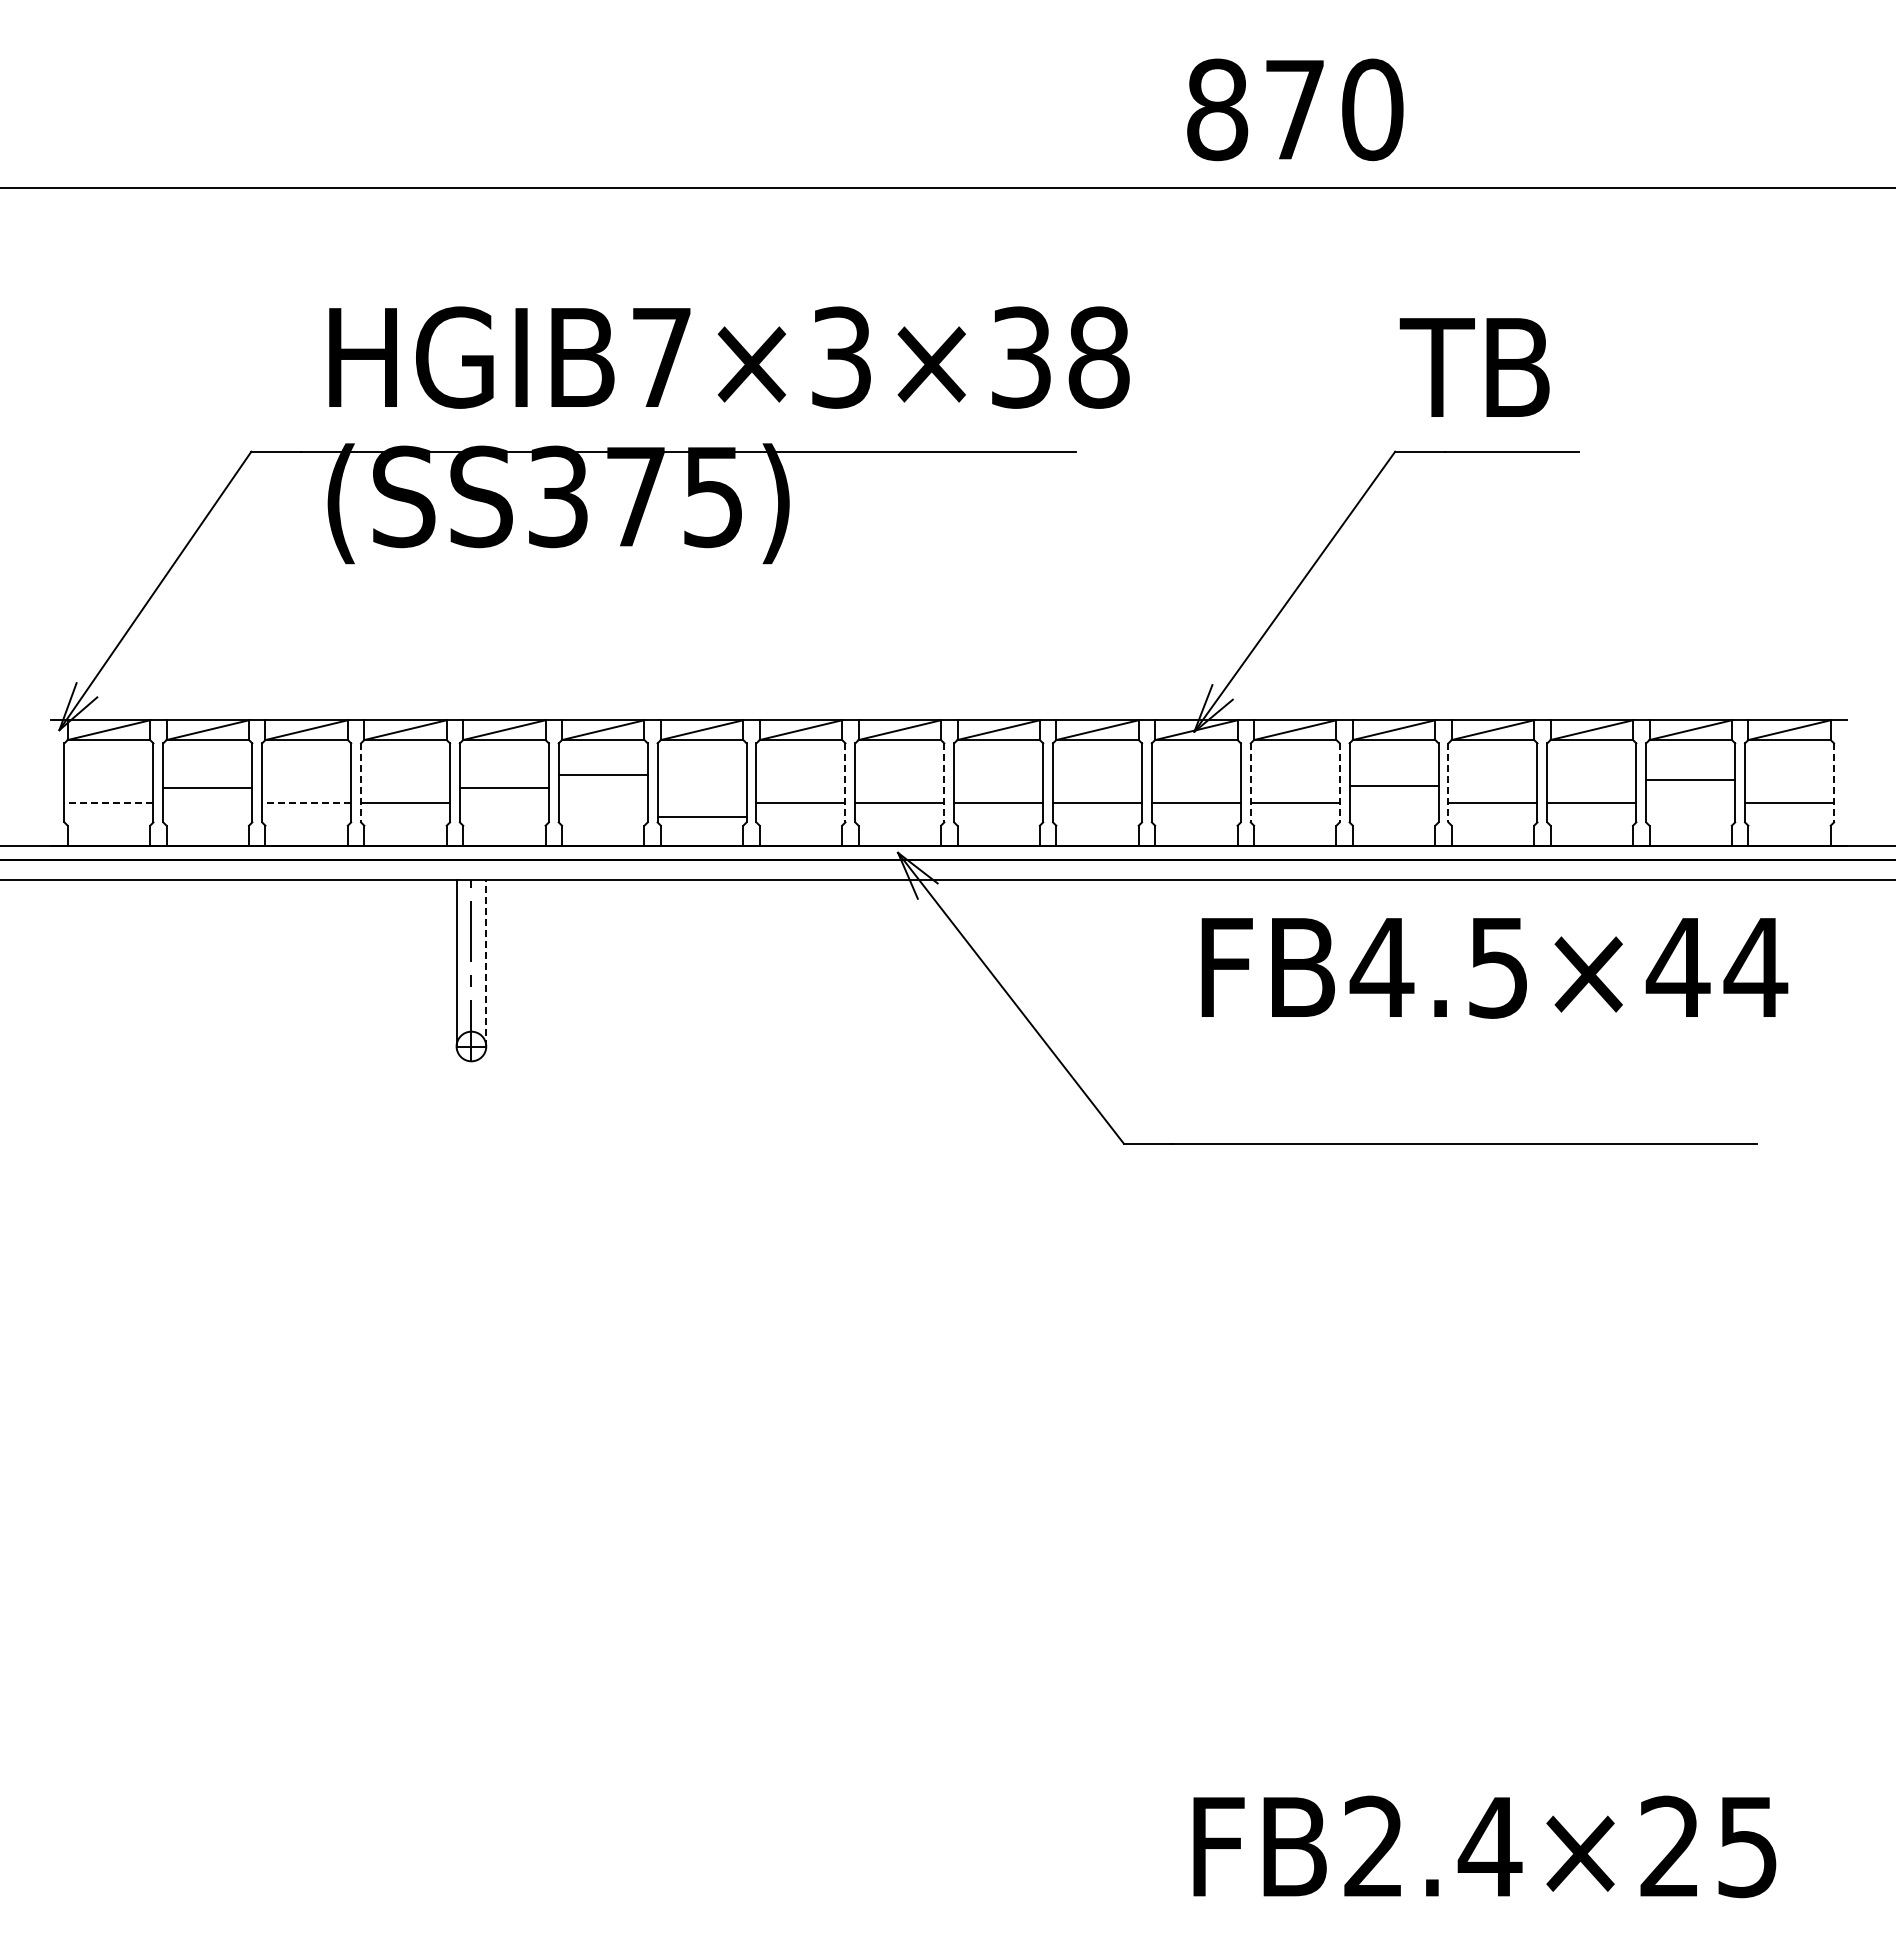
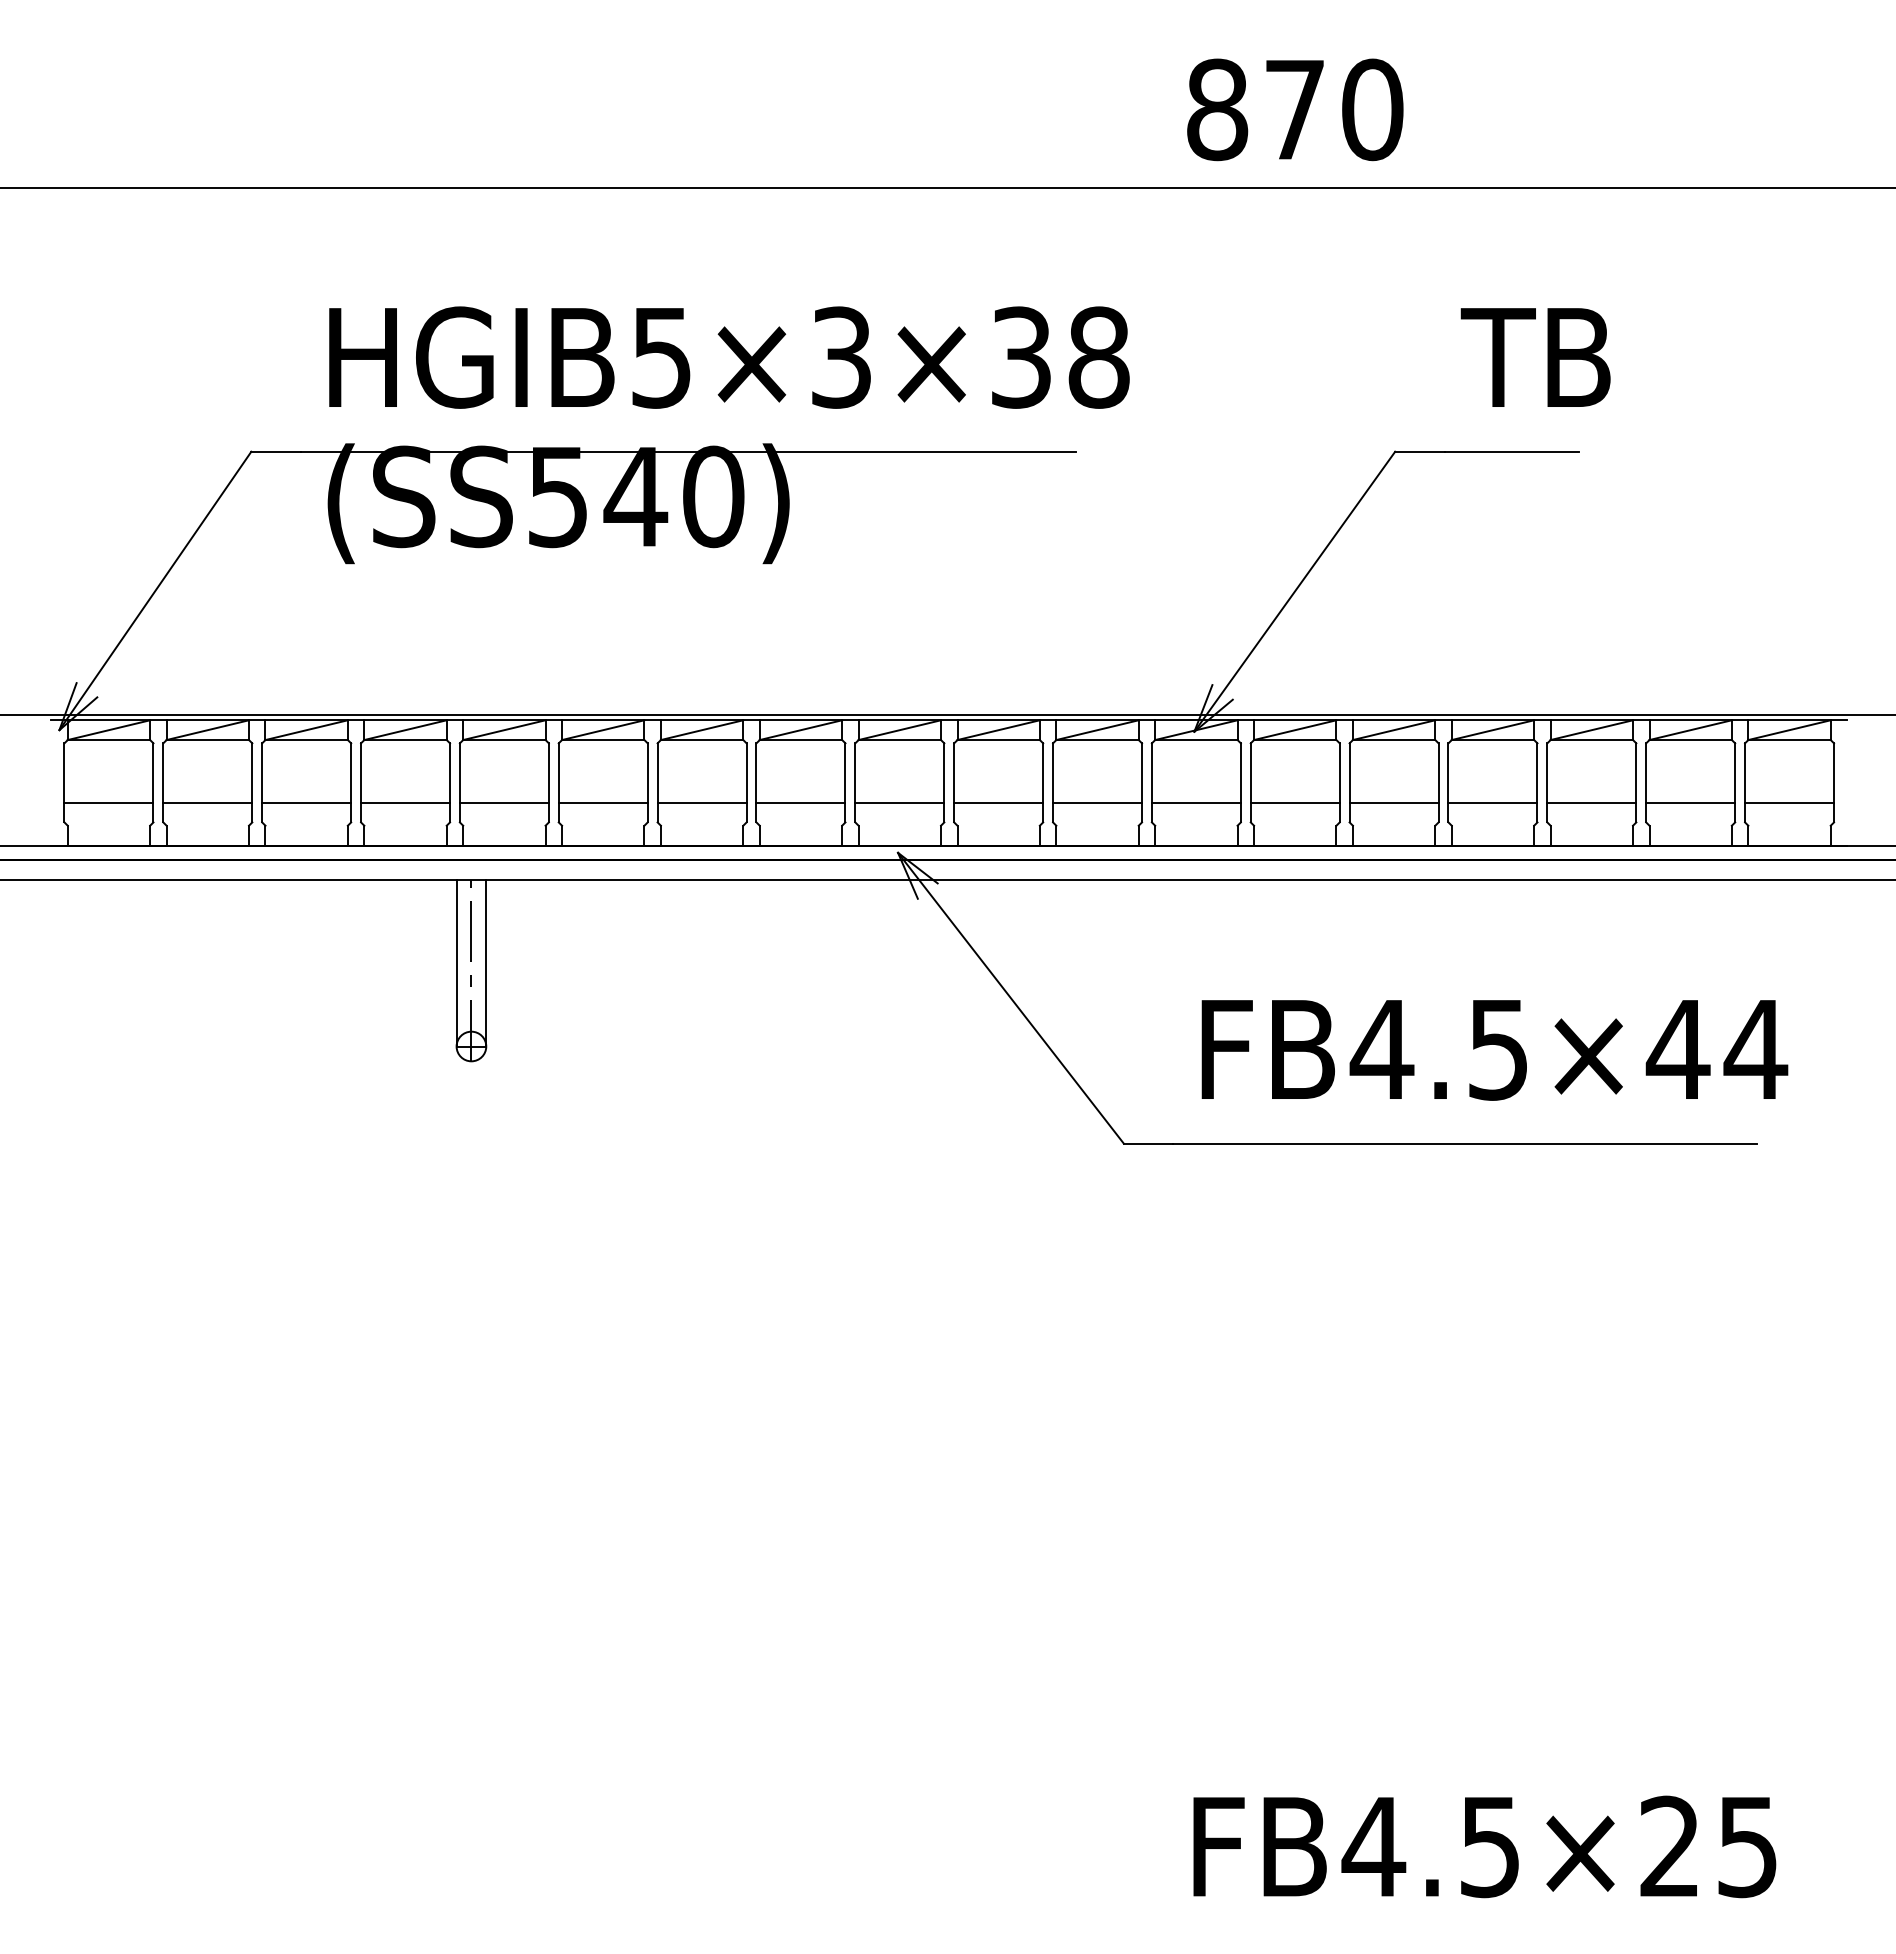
text: HGIB7×3×38 -> HGIB5×3×38 (661, 358)
text position: (1474, 367) -> (1535, 357) (1535, 357)
text: (SS375) -> (SS540) (636, 496)
line: none -> present (947, 715)
line position: (602, 774) -> (602, 802) (602, 802)
line position: (1690, 779) -> (1690, 802) (1690, 802)
line: dashed -> solid (361, 782)
line: dashed -> solid (845, 782)
line: dashed -> solid (944, 782)
line: dashed -> solid (1250, 782)
line: dashed -> solid (1339, 782)
line: dashed -> solid (1448, 782)
line: dashed -> solid (1834, 782)
line position: (1393, 785) -> (1393, 802) (1393, 802)
line position: (207, 787) -> (207, 802) (207, 802)
line position: (503, 787) -> (503, 802) (503, 802)
line: dashed -> solid (108, 802)
line: dashed -> solid (306, 802)
line position: (701, 816) -> (701, 802) (701, 802)
line: dashed -> solid (486, 962)
text position: (1494, 968) -> (1494, 1050) (1494, 1050)
text: FB2.4×25 -> FB4.5×25 (1431, 1846)
